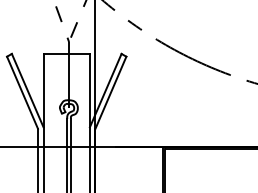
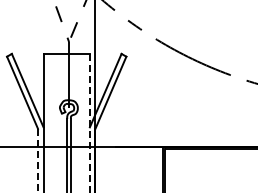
line: solid -> dashed (89, 123)
line: solid -> dashed (38, 160)
